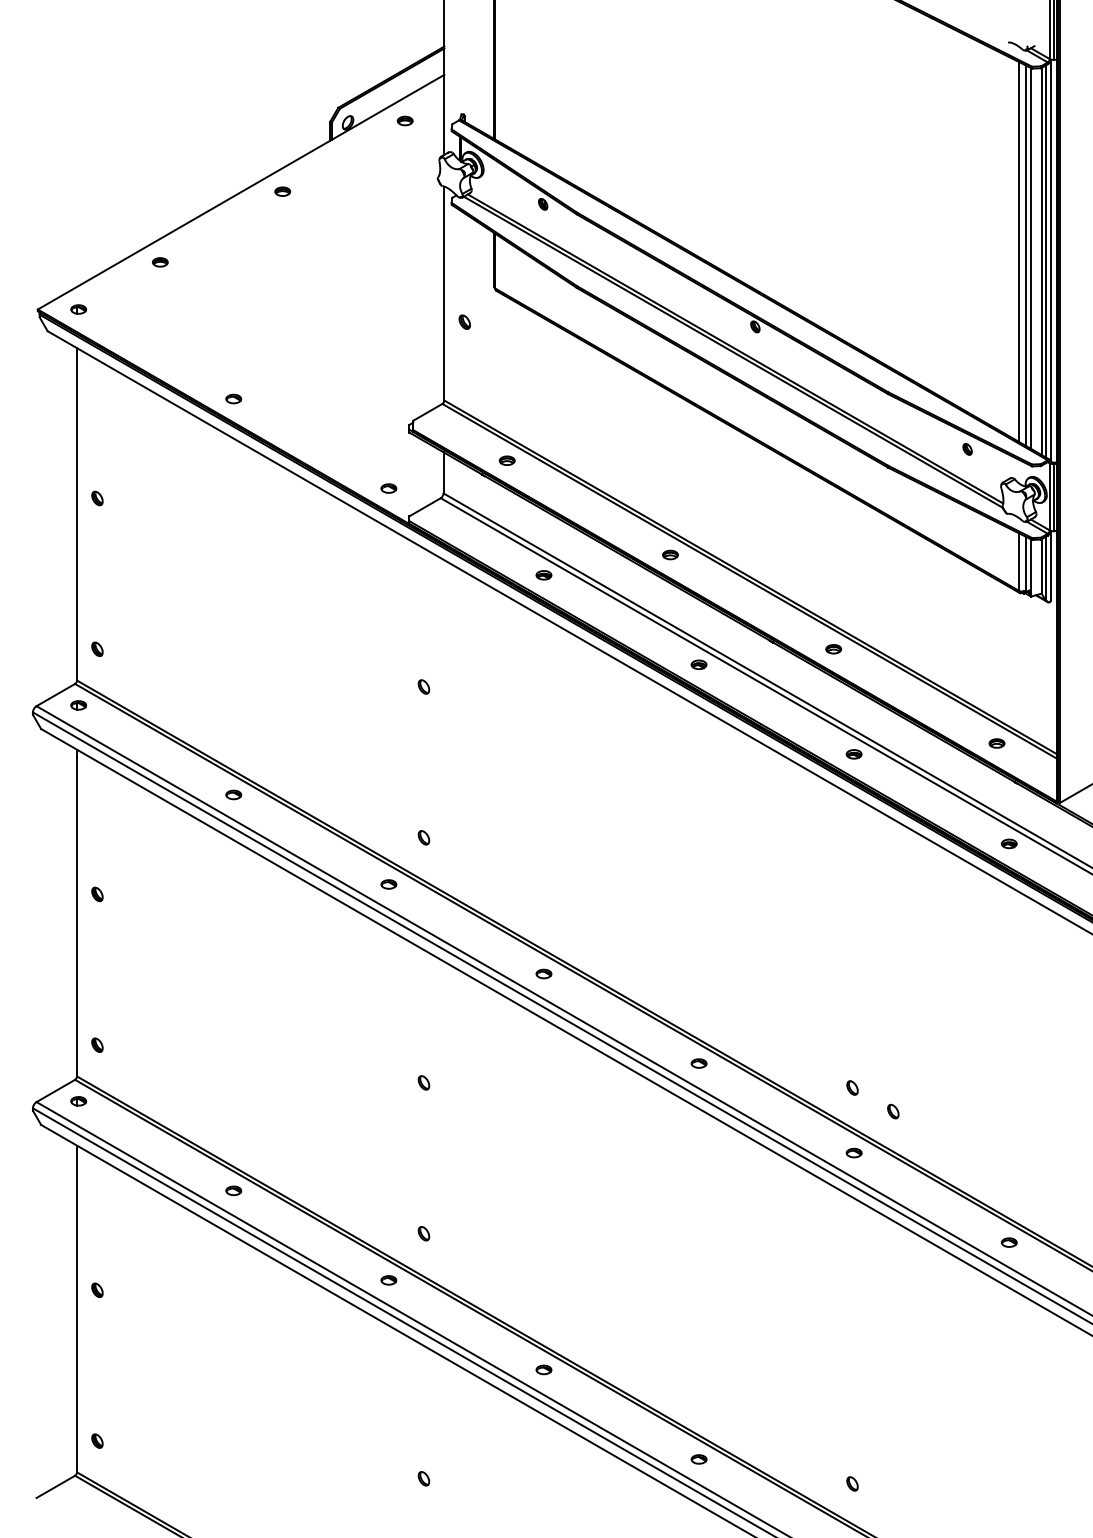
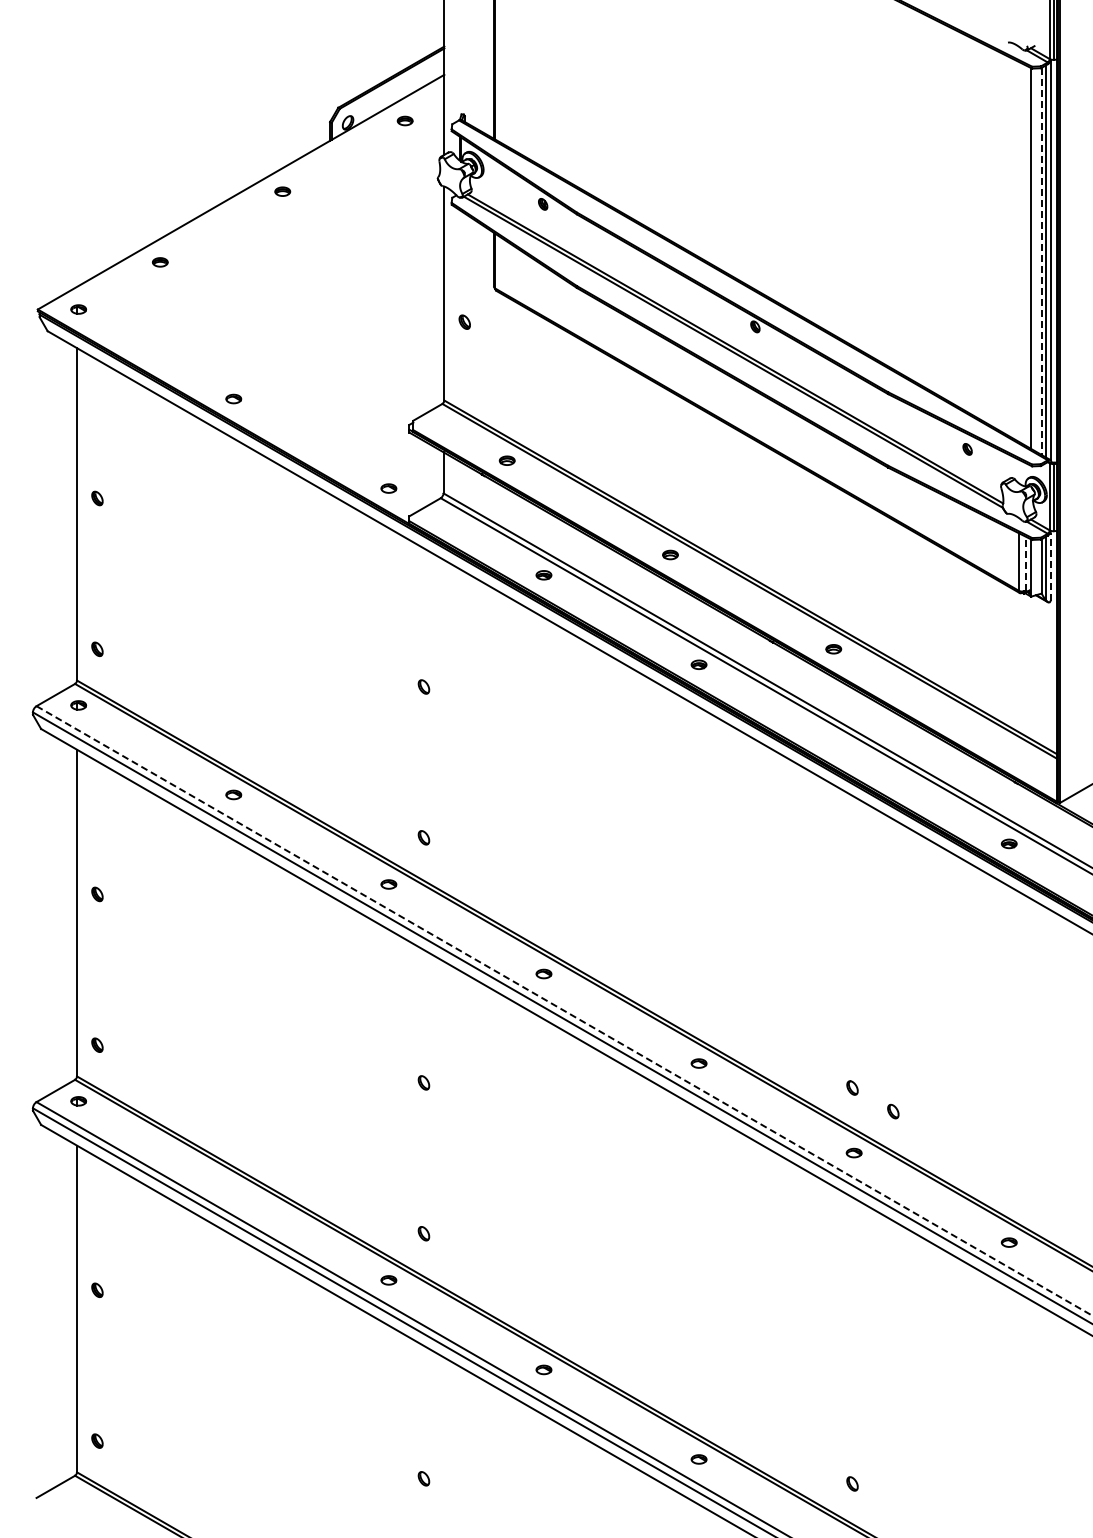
line: present -> none (1018, 251)
line: present -> none (1025, 255)
line: solid -> dashed (1041, 261)
line: solid -> dashed (1025, 563)
line: solid -> dashed (1050, 566)
part: present -> none (996, 743)
part: present -> none (853, 754)
line: solid -> dashed (564, 1011)
part: present -> none (233, 1190)
